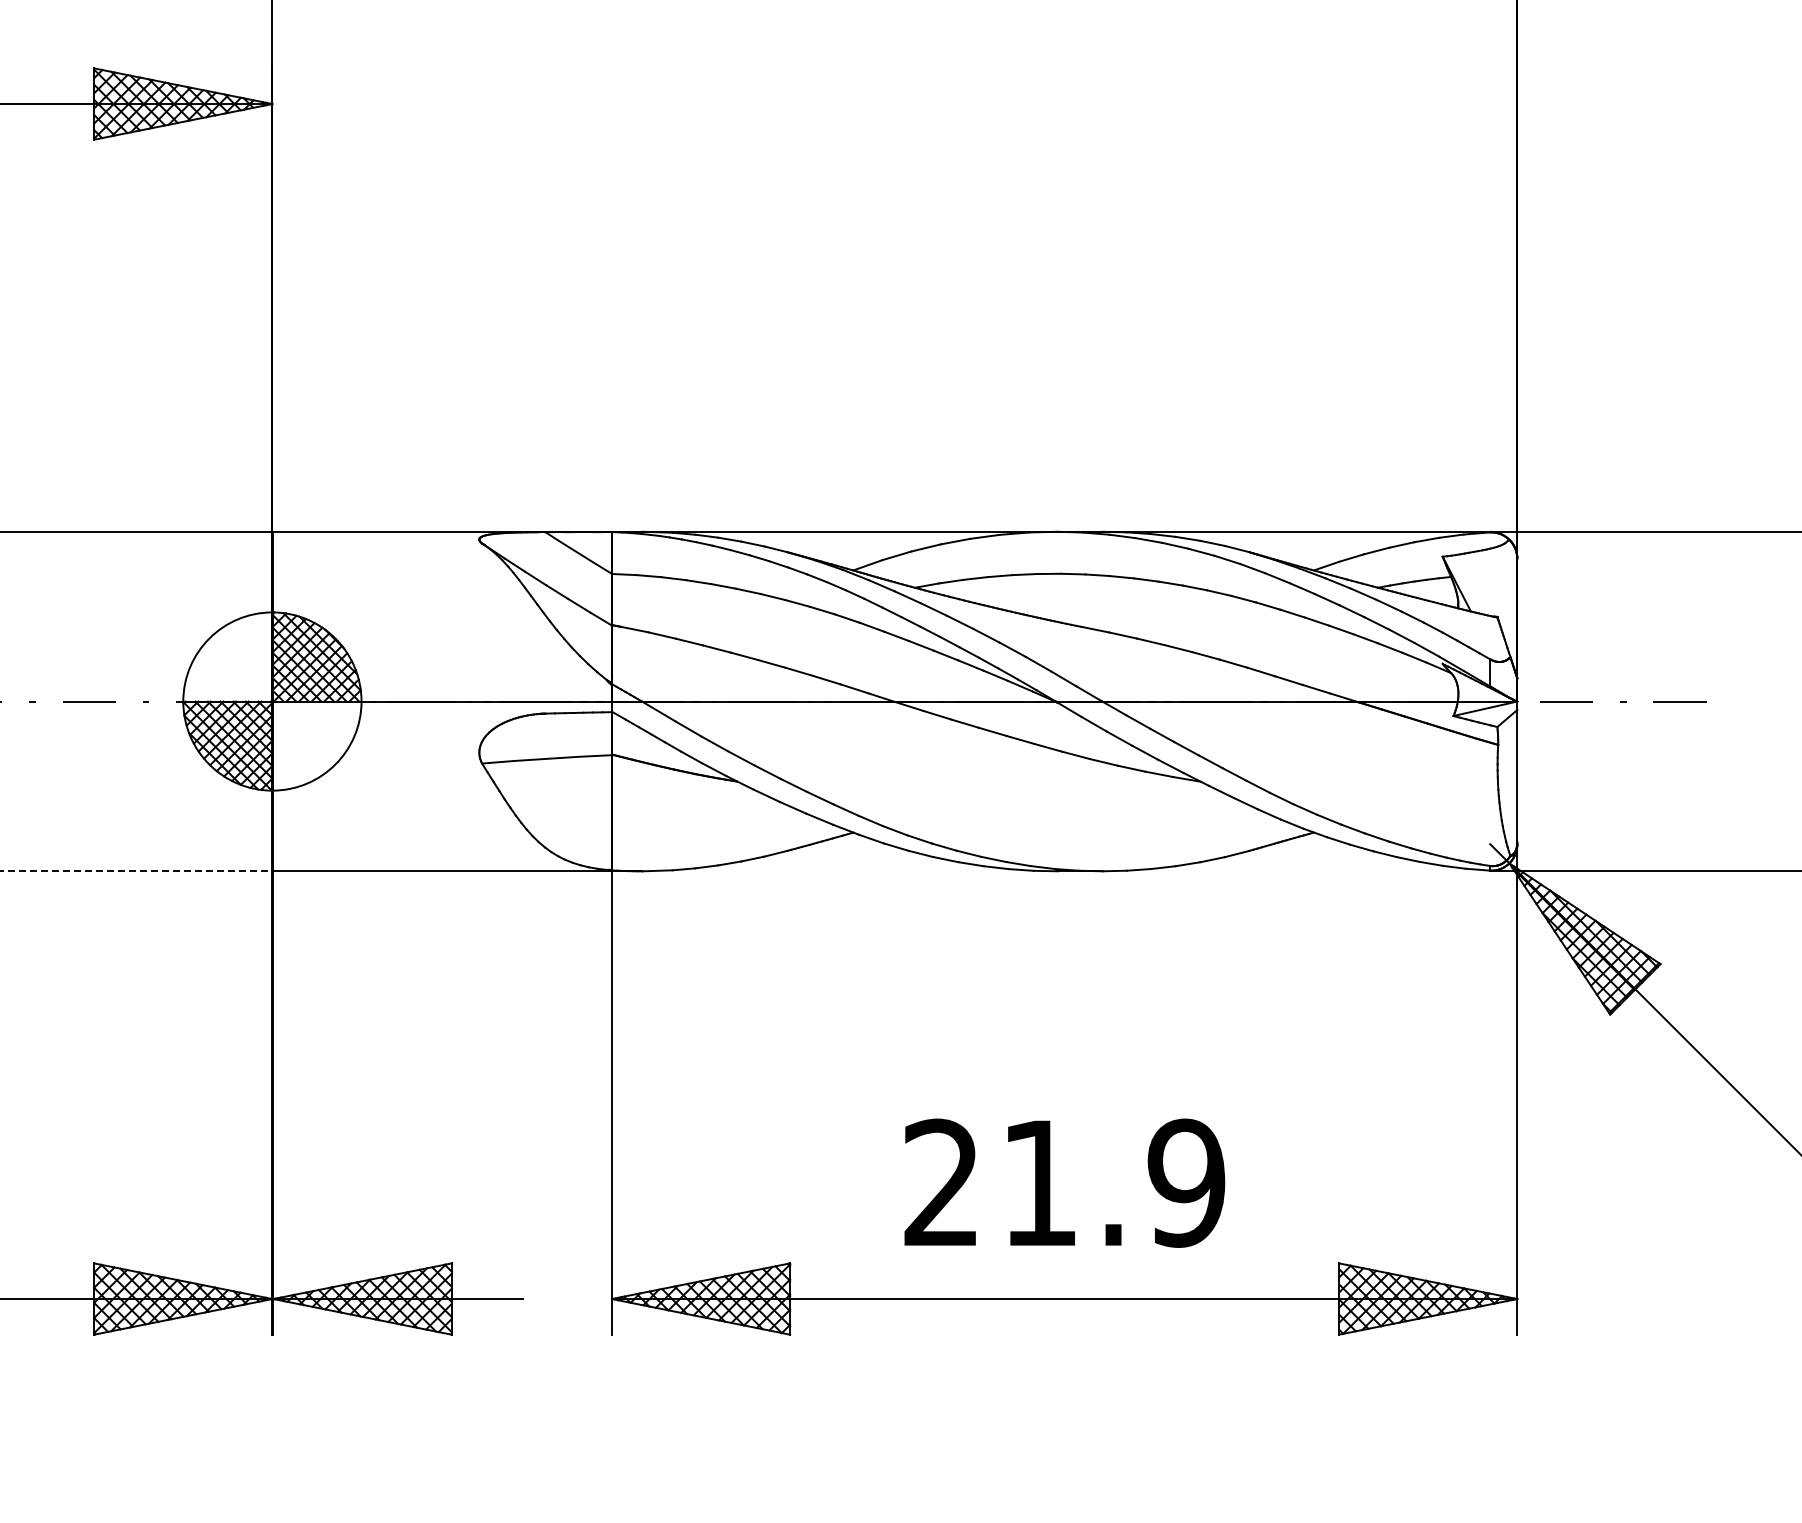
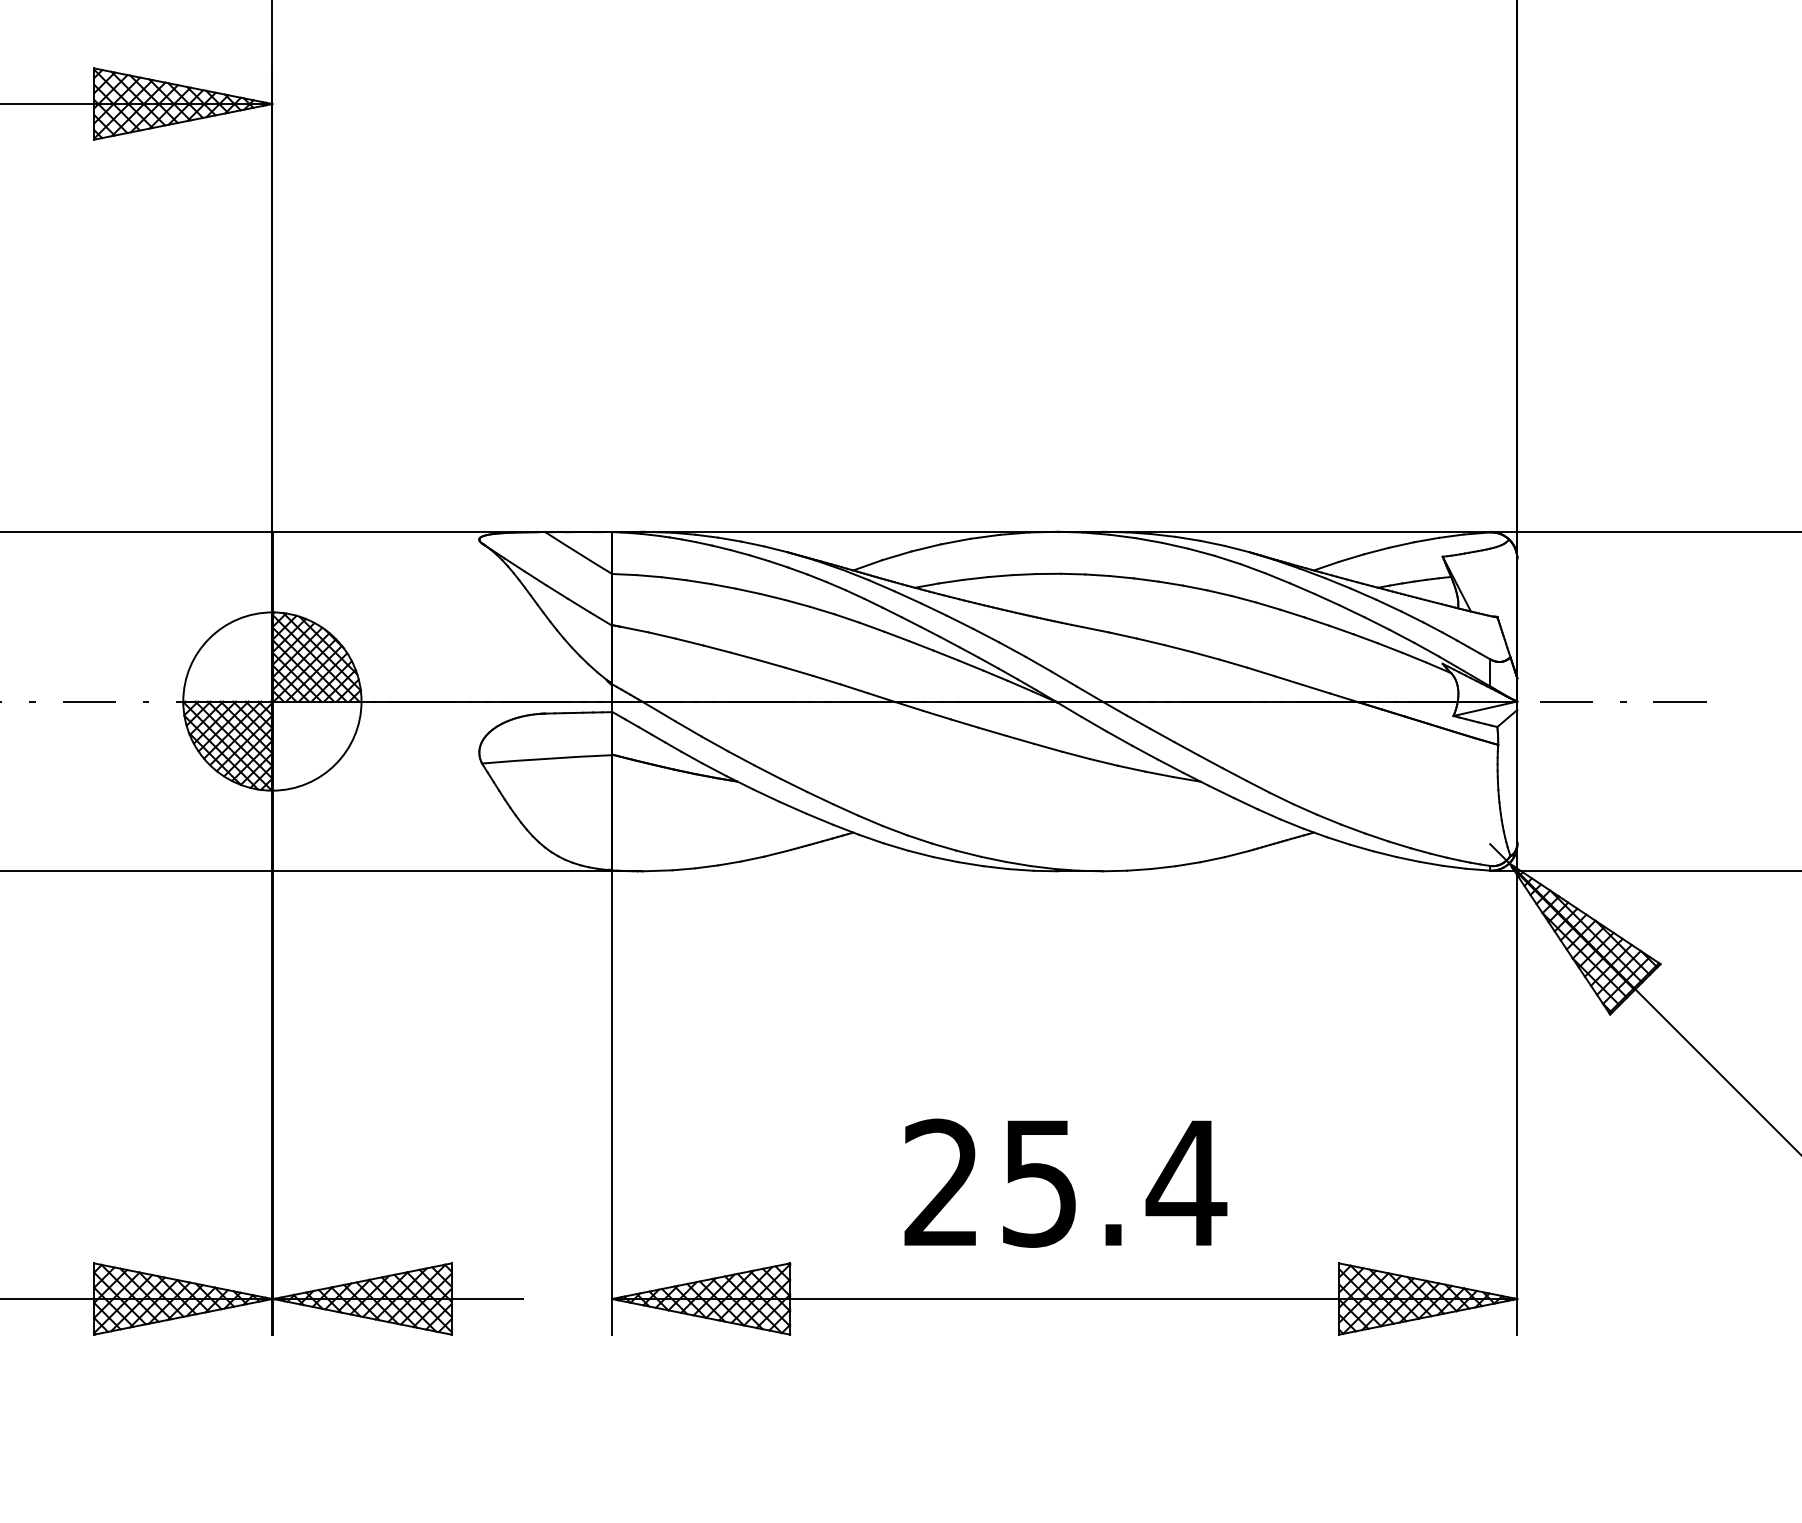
line: dashed -> solid (136, 871)
text: 21.9 -> 25.4 (1115, 1182)
